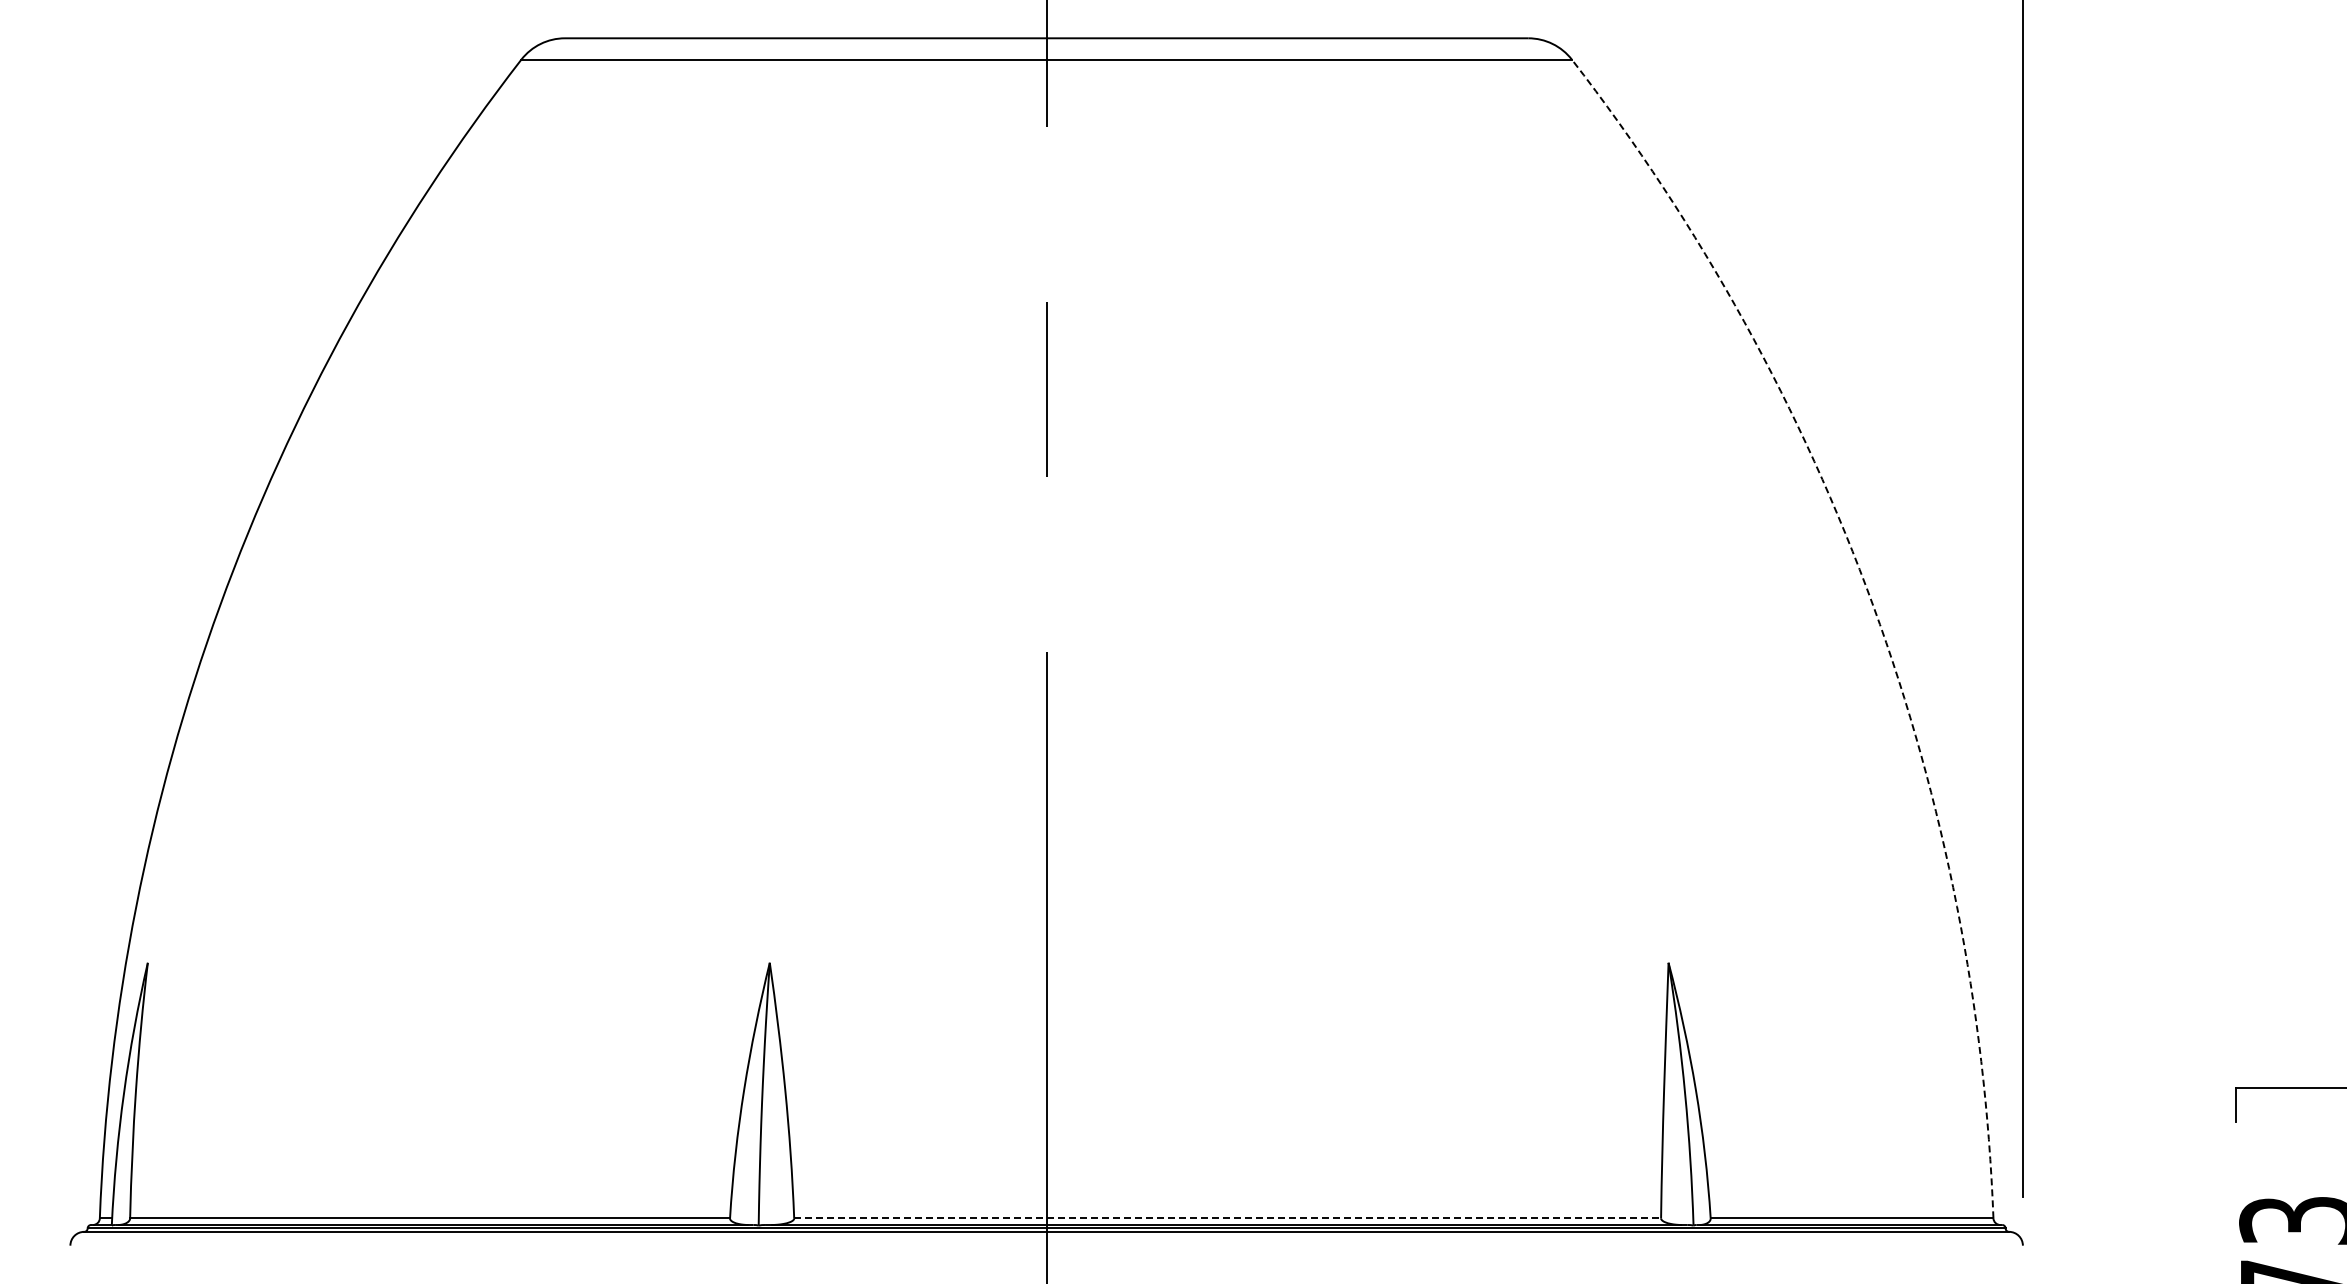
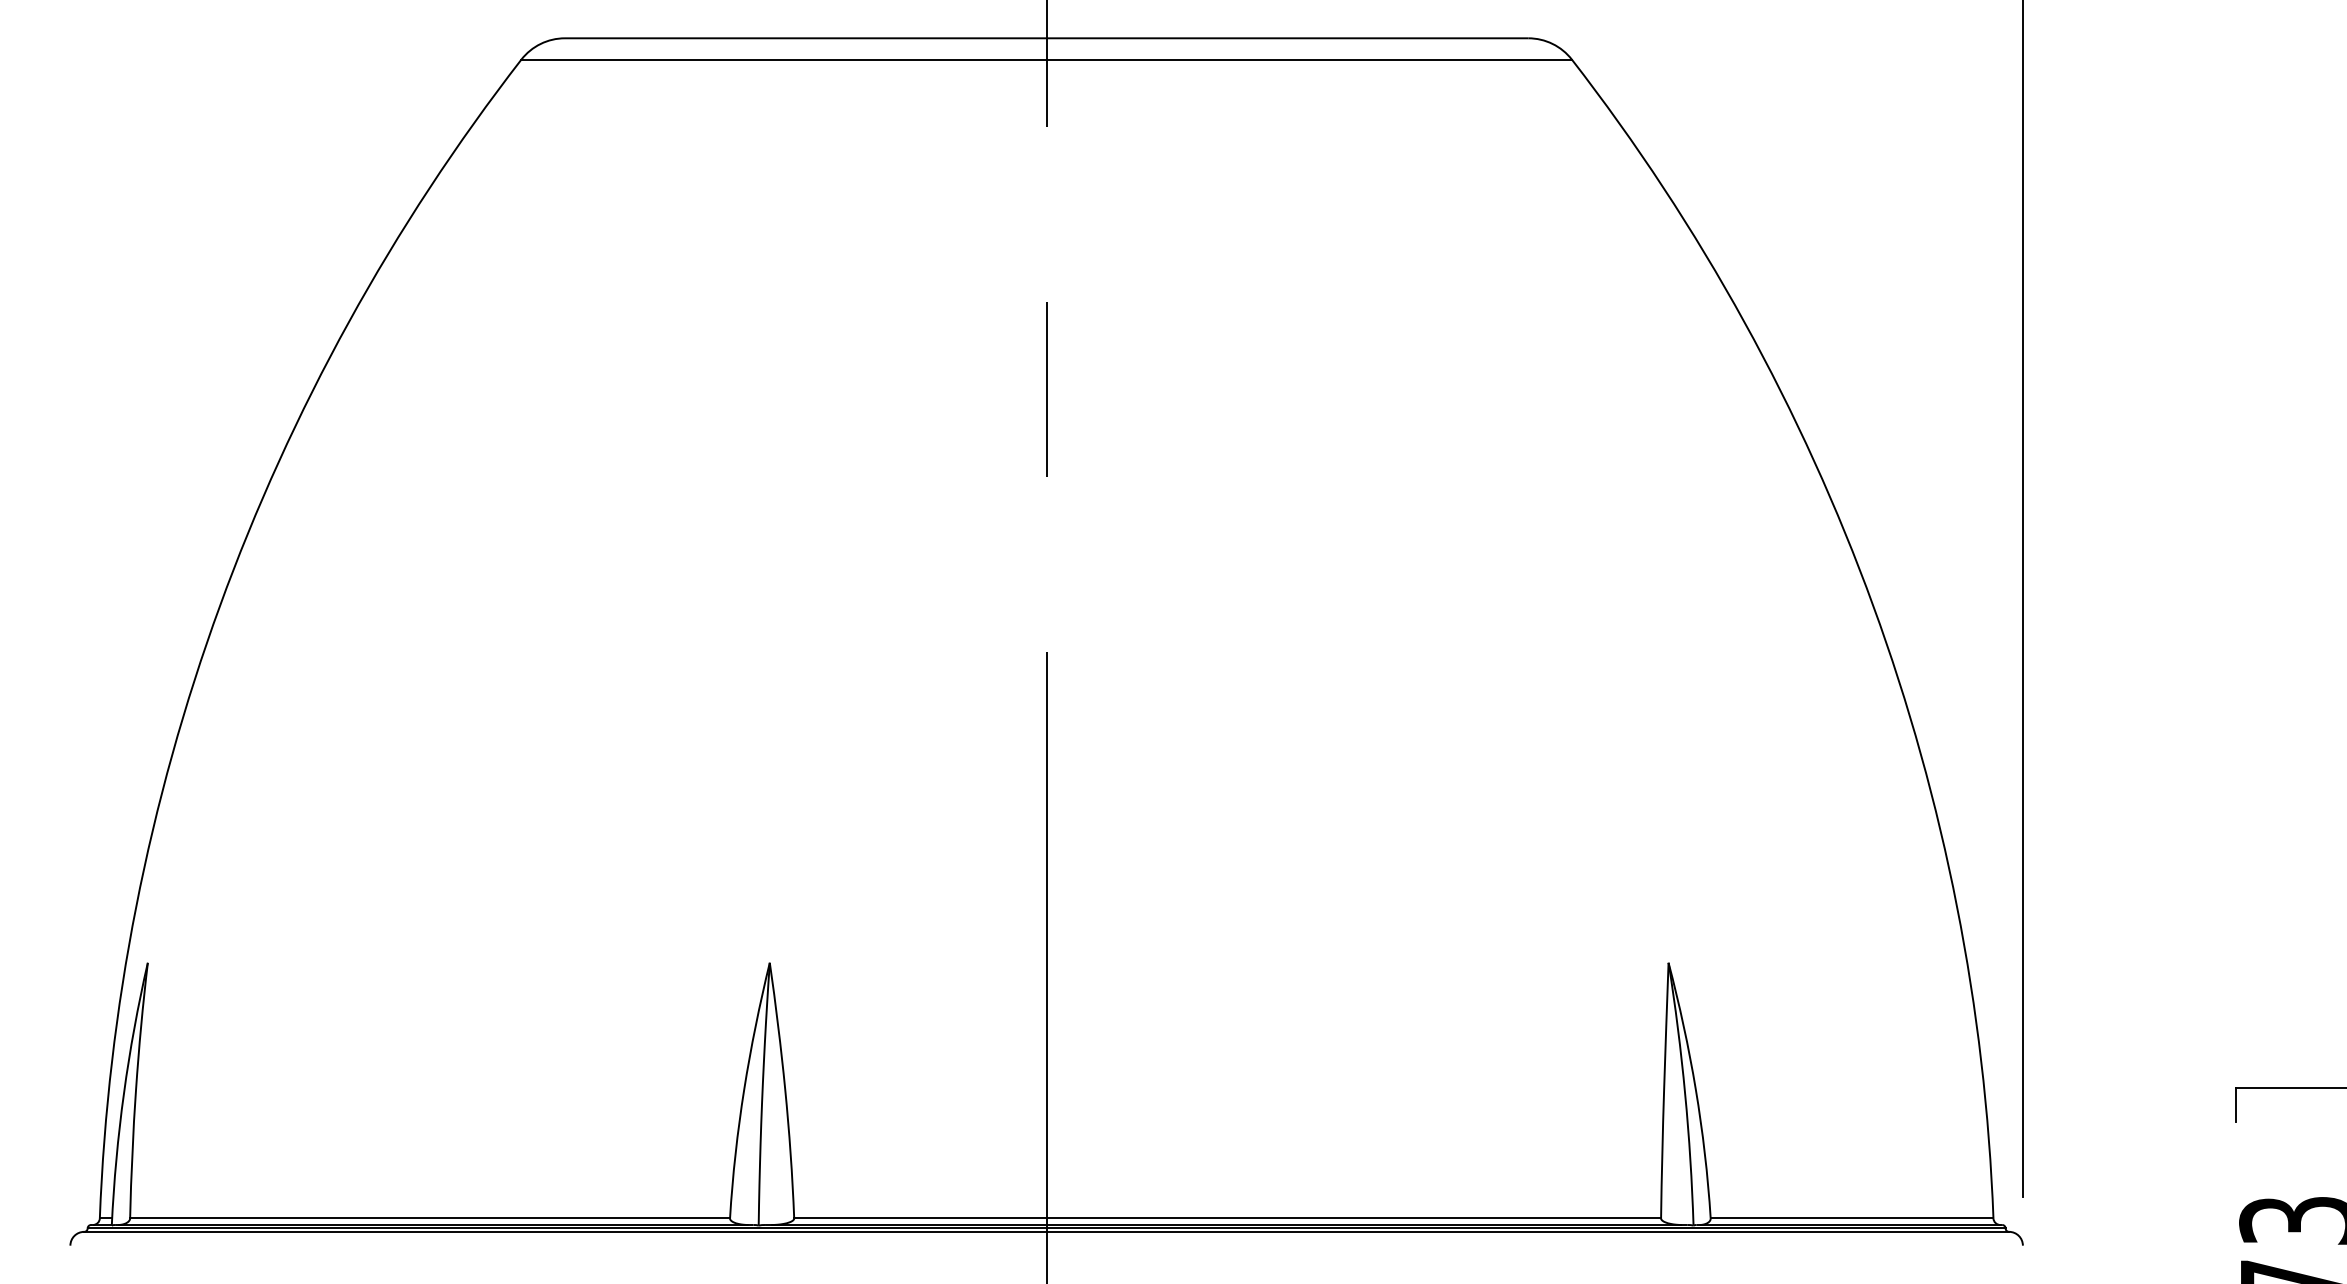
arc: dashed -> solid (1873, 606)
line: dashed -> solid (1228, 1218)
